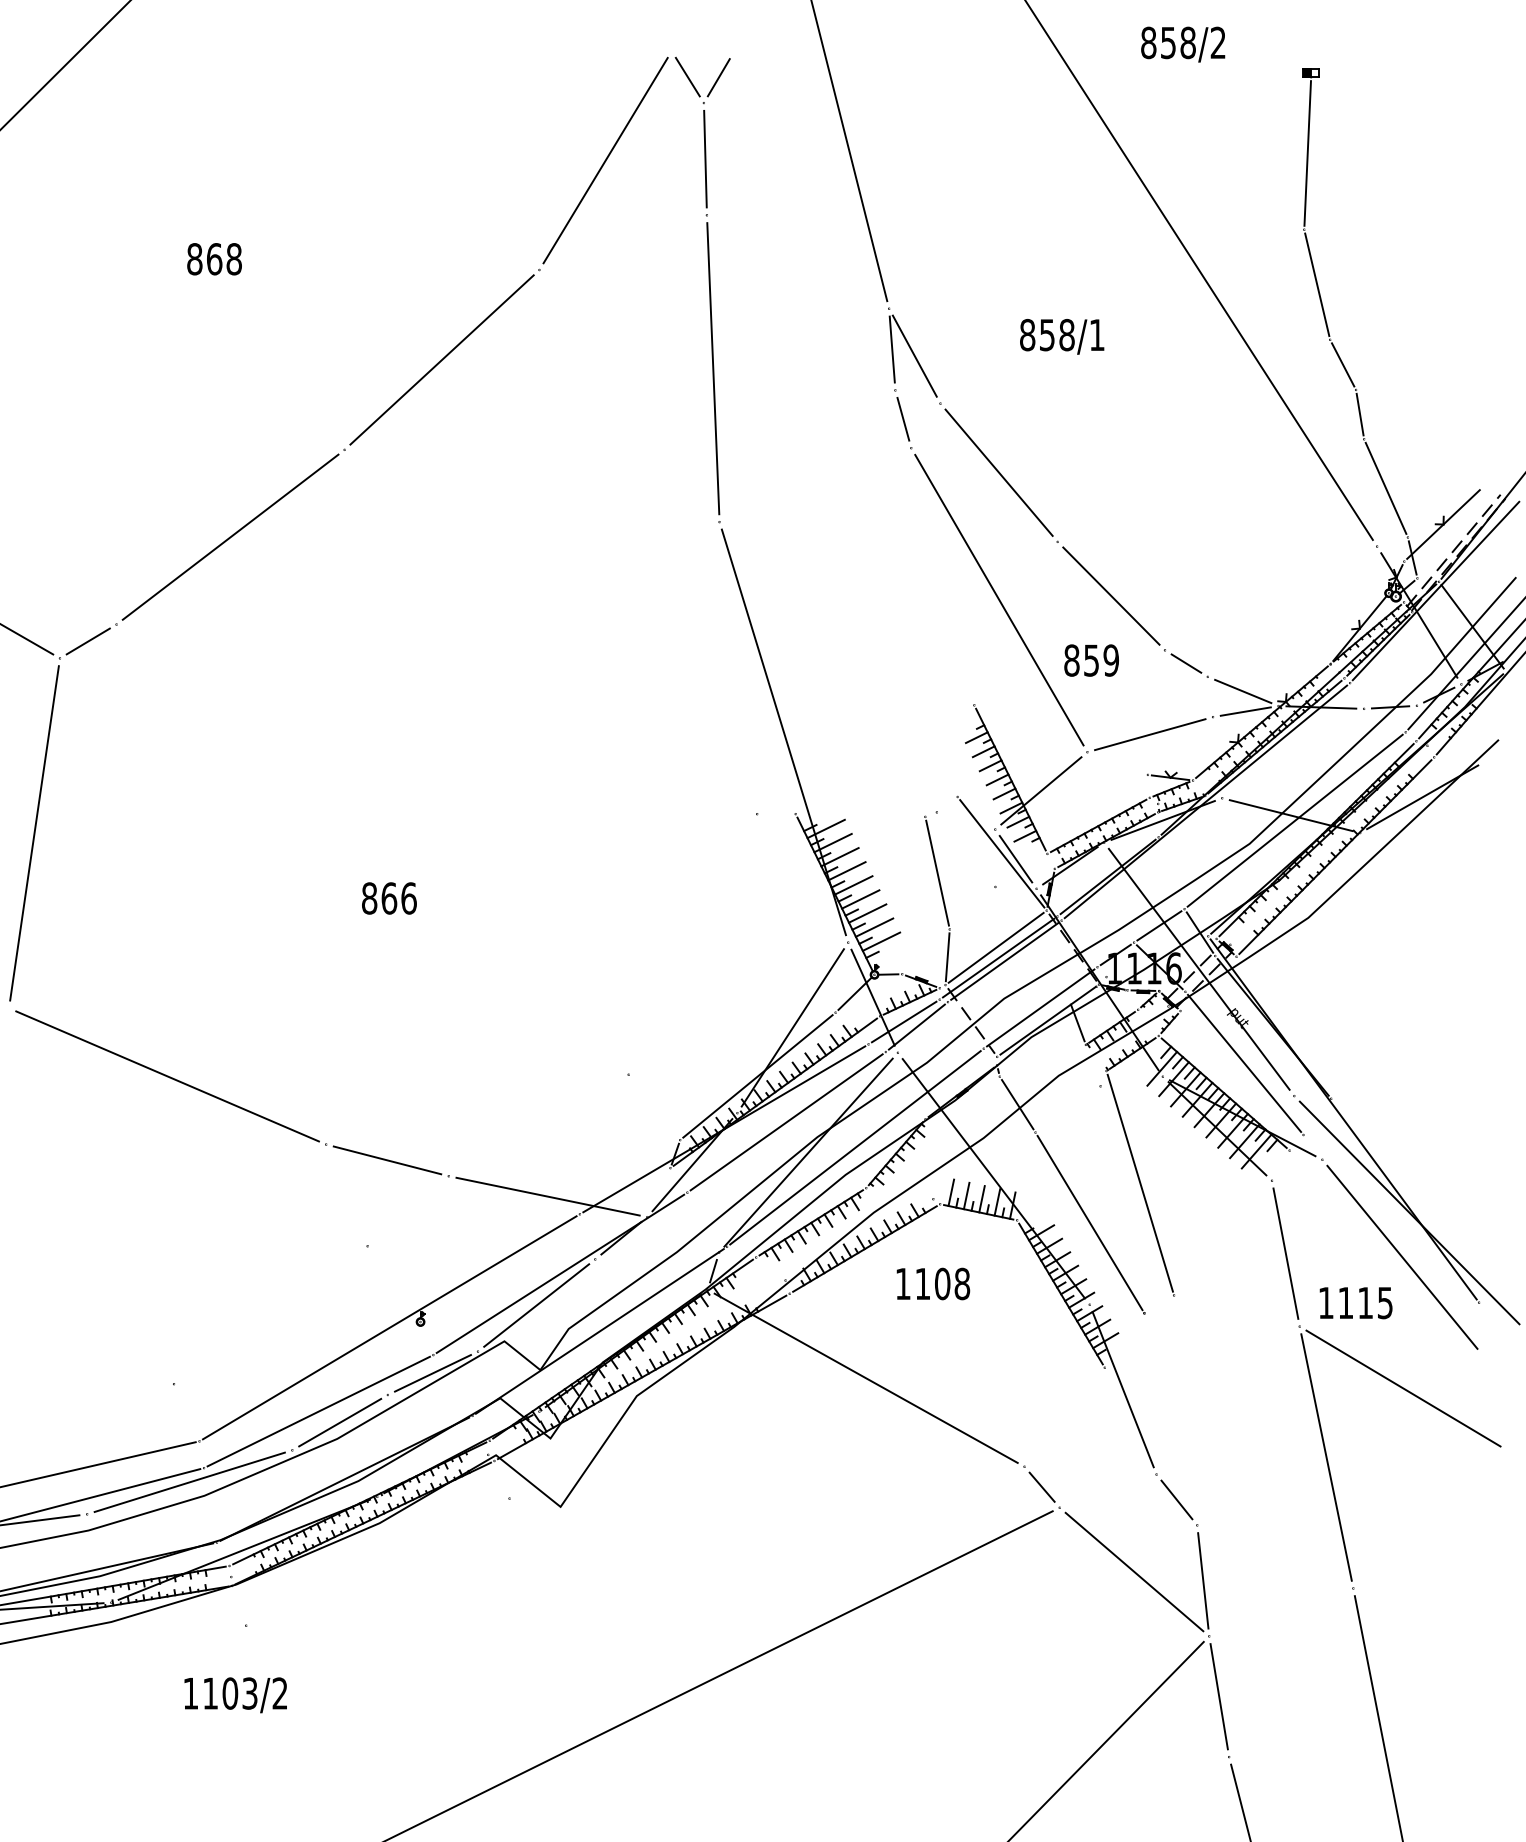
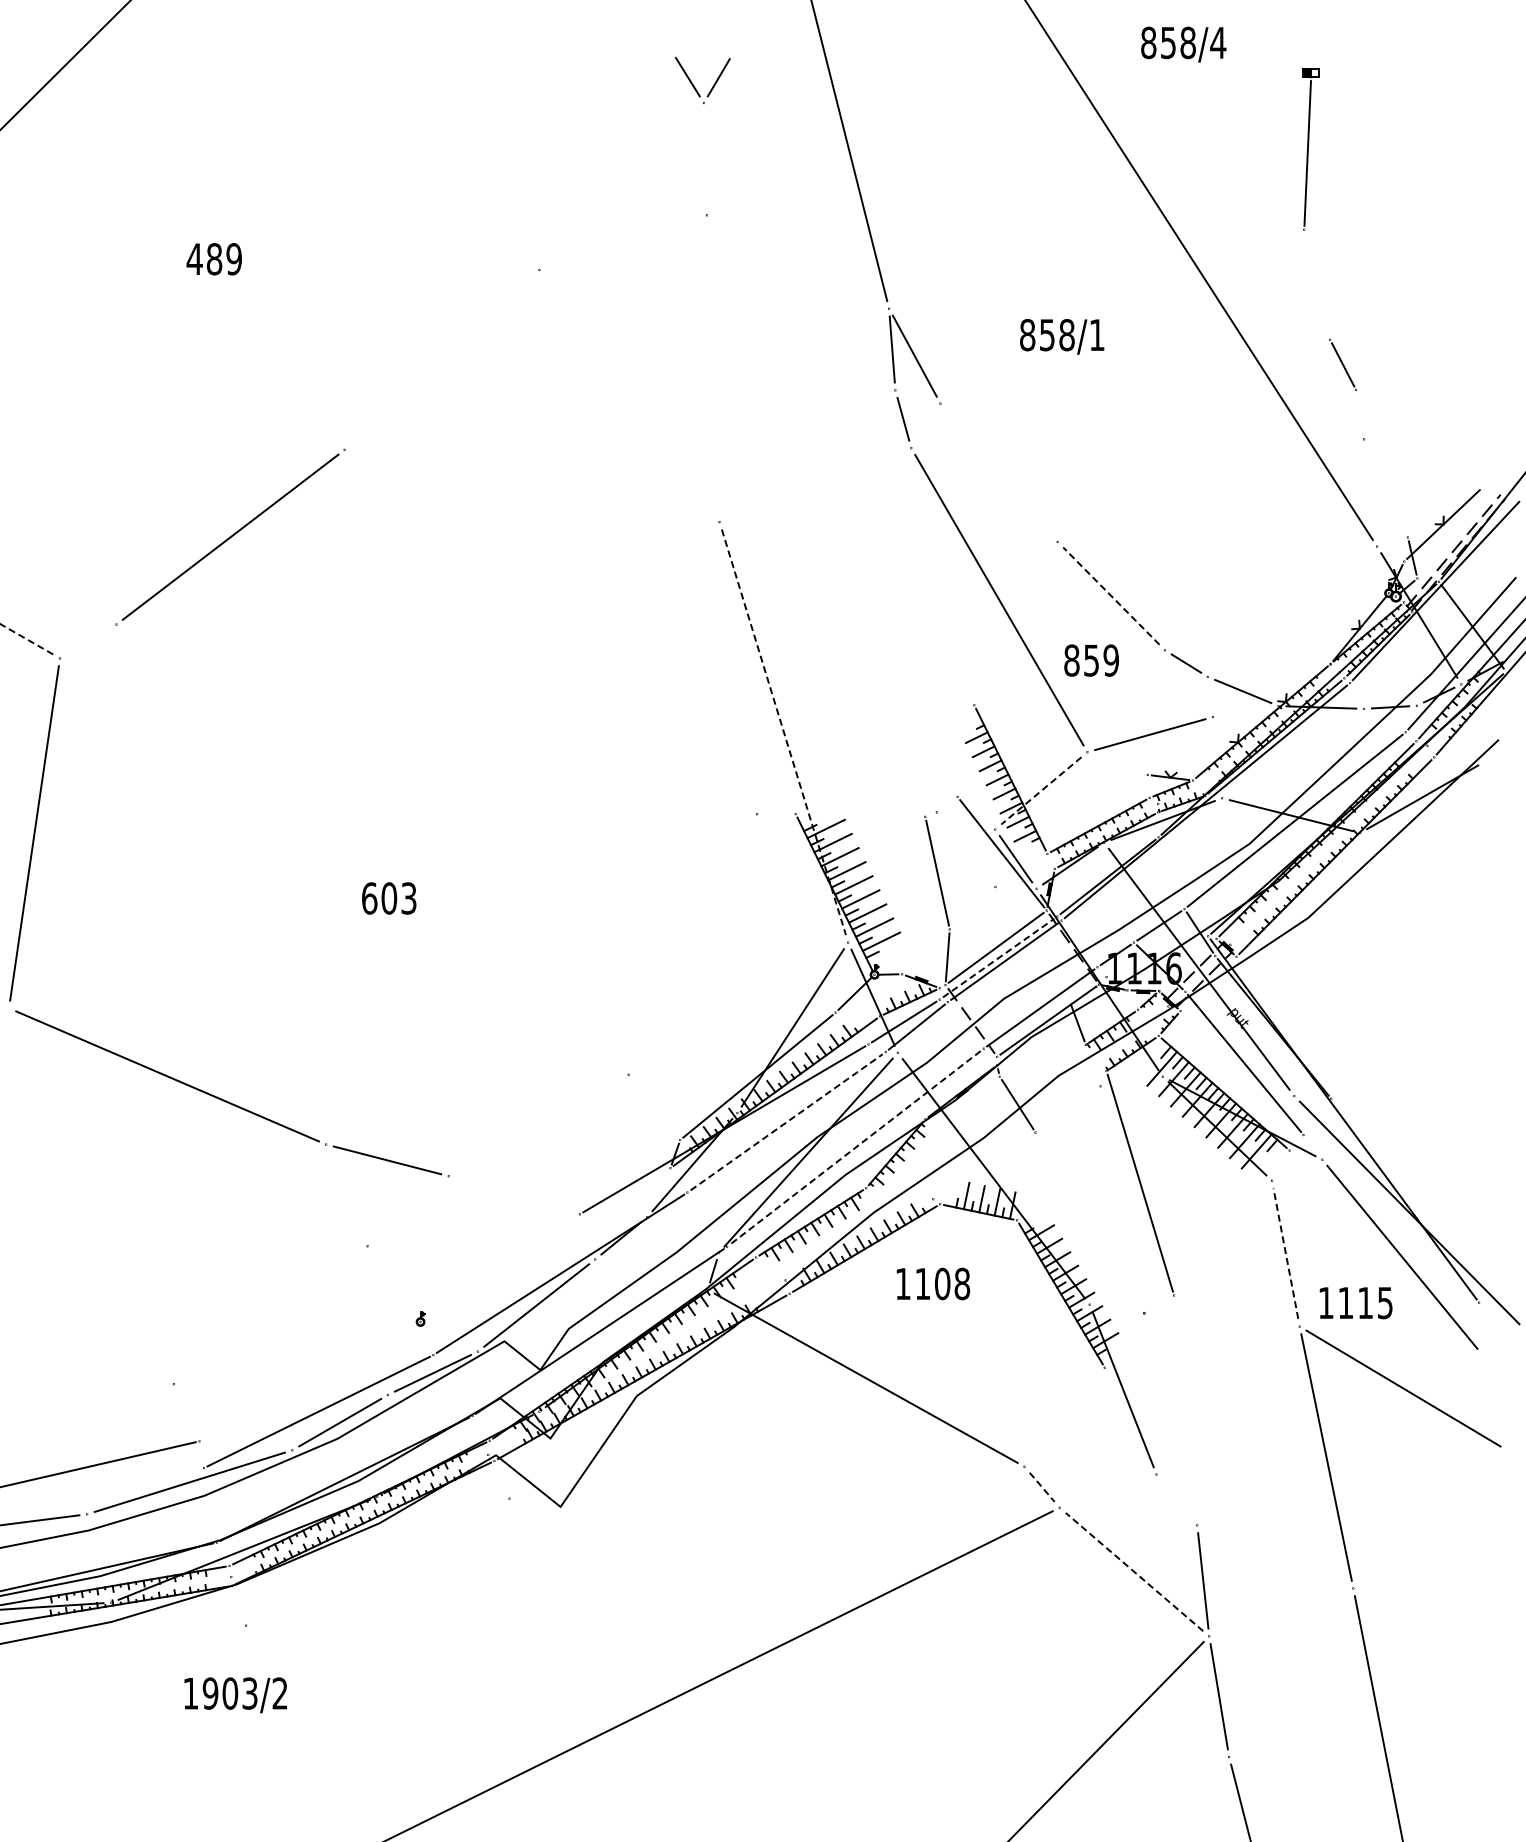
text: 858/2 -> 858/4 (1218, 42)
line: present -> none (705, 158)
line: present -> none (605, 160)
text: 868 -> 489 (213, 259)
line: present -> none (1317, 284)
line: present -> none (441, 359)
line: present -> none (713, 368)
line: present -> none (1359, 414)
line: present -> none (998, 472)
line: present -> none (1385, 487)
line: solid -> dashed (1111, 595)
line: solid -> dashed (26, 639)
line: present -> none (87, 641)
line: present -> none (1245, 711)
line: solid -> dashed (784, 732)
line: solid -> dashed (1041, 791)
text: 866 -> 603 (389, 898)
line: solid -> dashed (999, 957)
line: solid -> dashed (786, 1122)
line: solid -> dashed (855, 1148)
line: present -> none (951, 1192)
line: present -> none (547, 1196)
line: present -> none (1089, 1222)
line: solid -> dashed (1285, 1253)
line: present -> none (389, 1327)
line: solid -> dashed (1042, 1487)
line: present -> none (101, 1494)
line: present -> none (1176, 1499)
line: solid -> dashed (1134, 1572)
text: 1103/2 -> 1903/2 (210, 1693)
